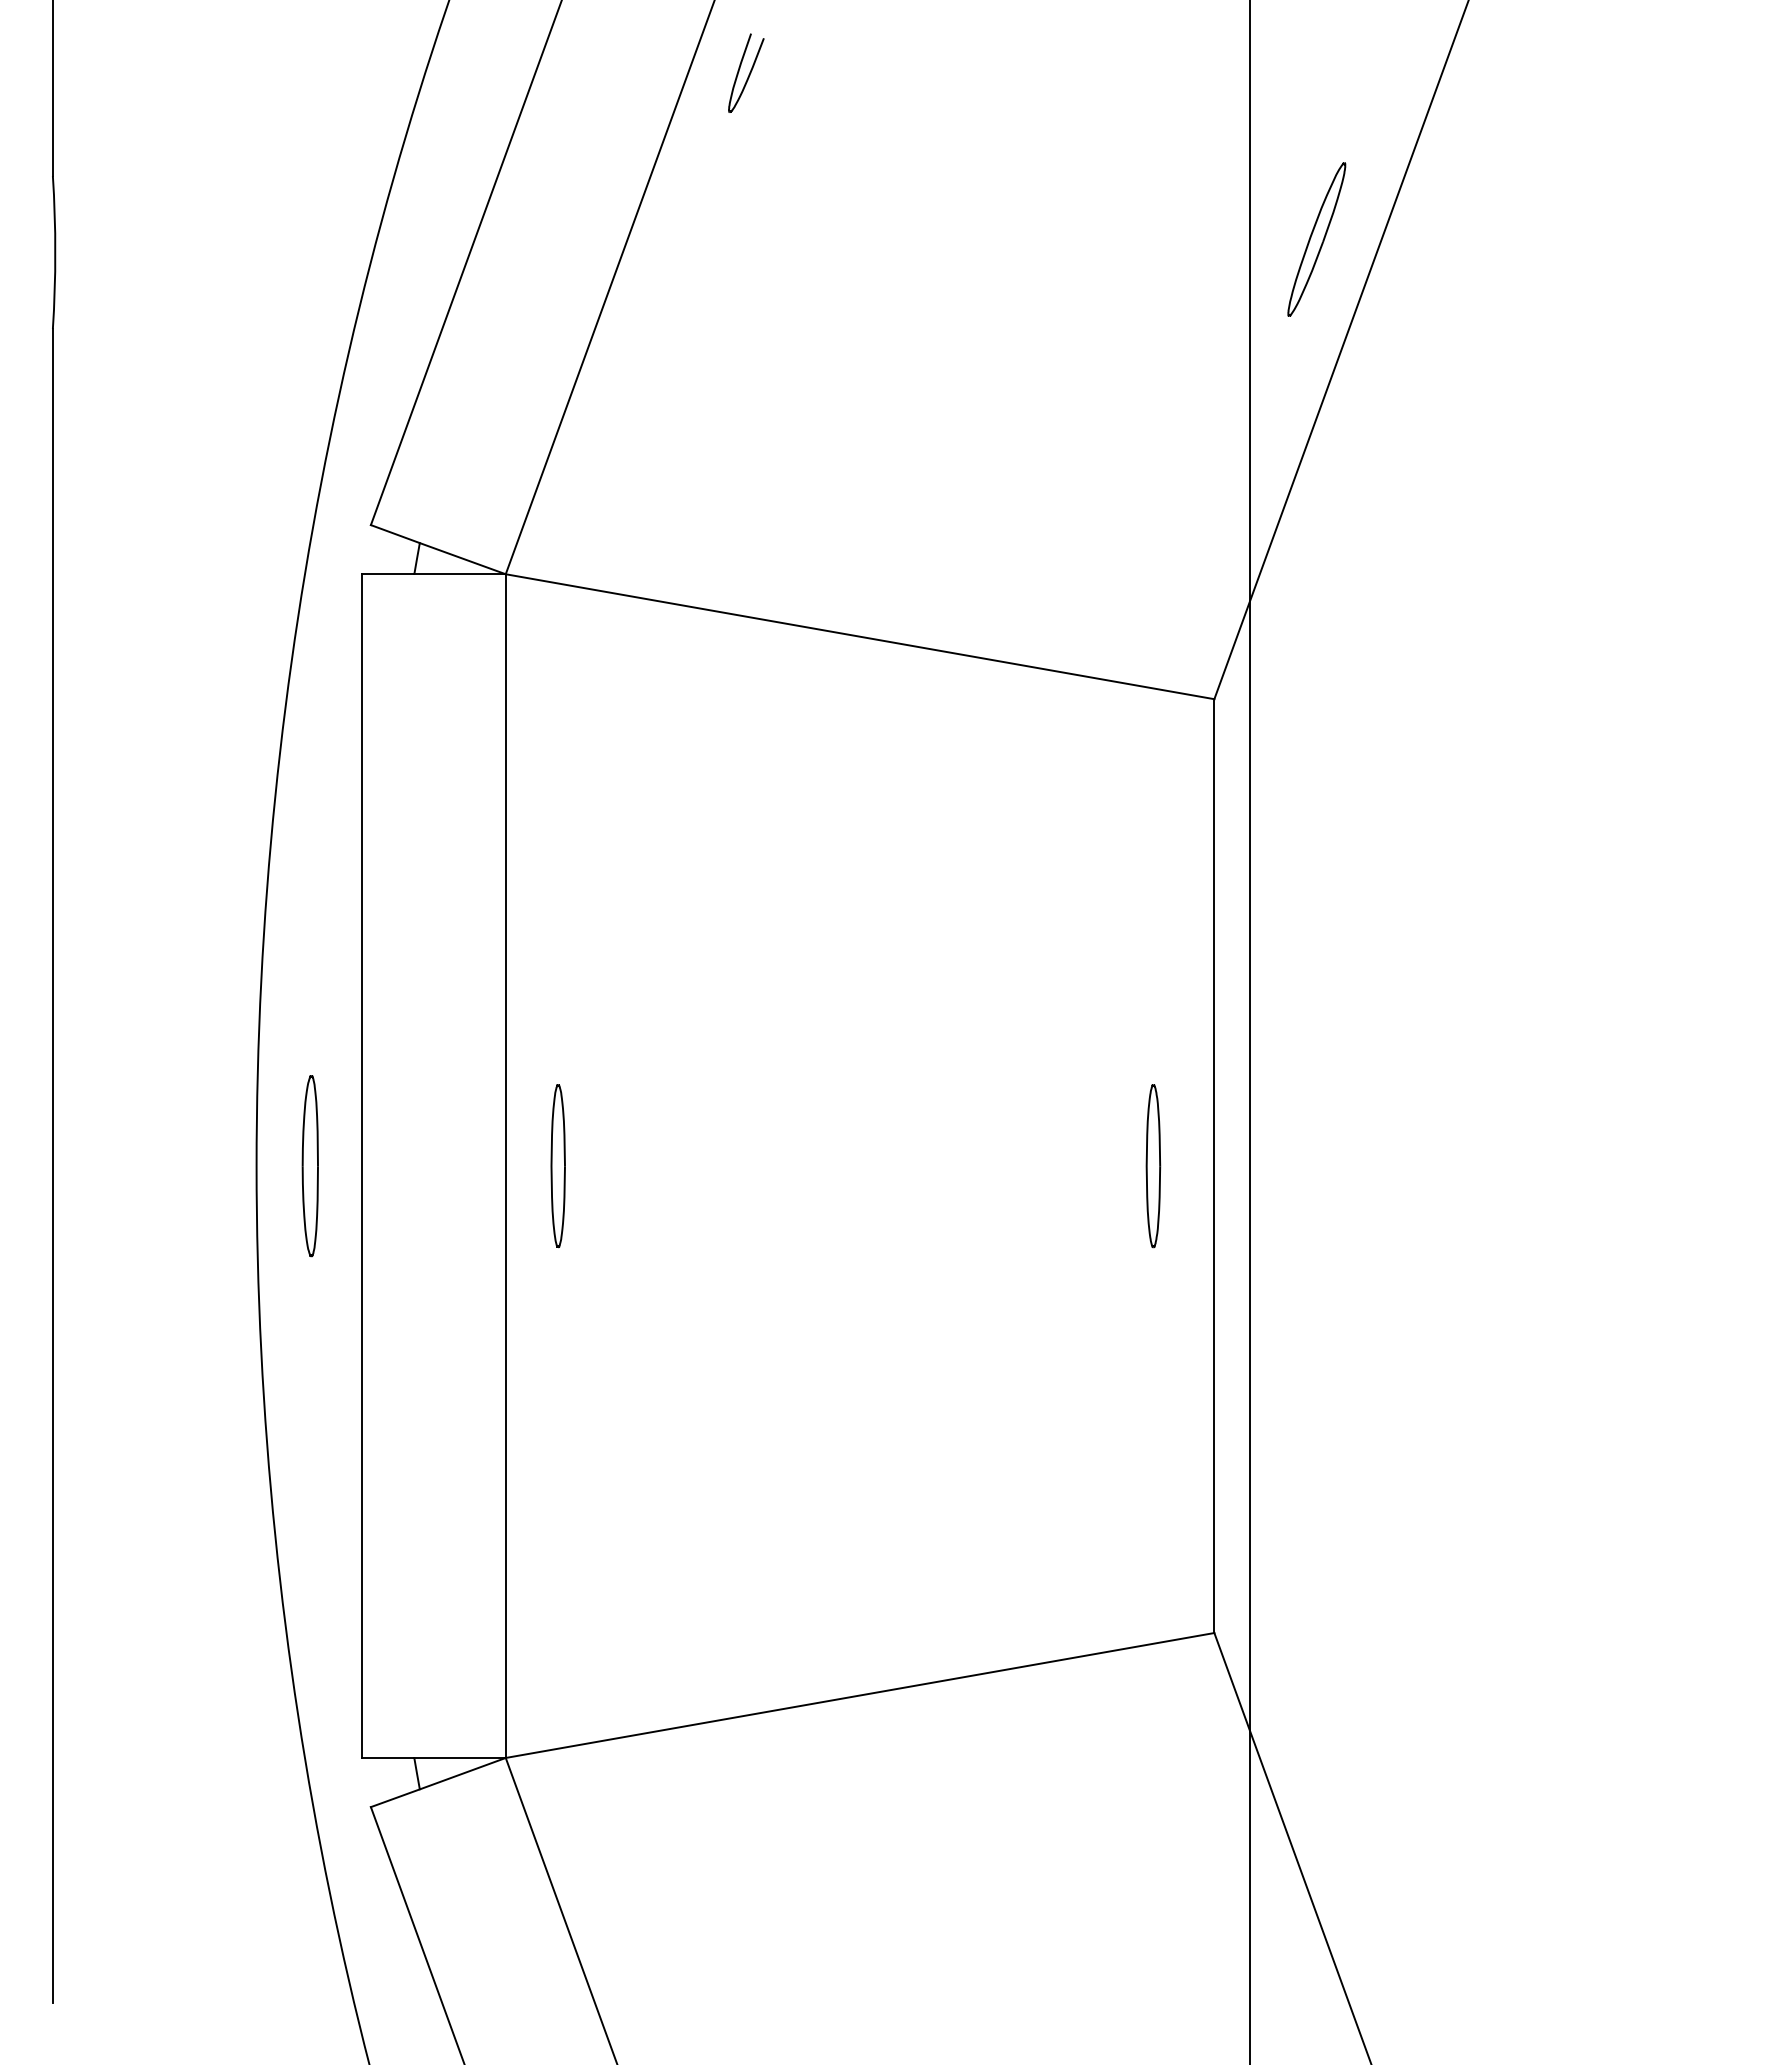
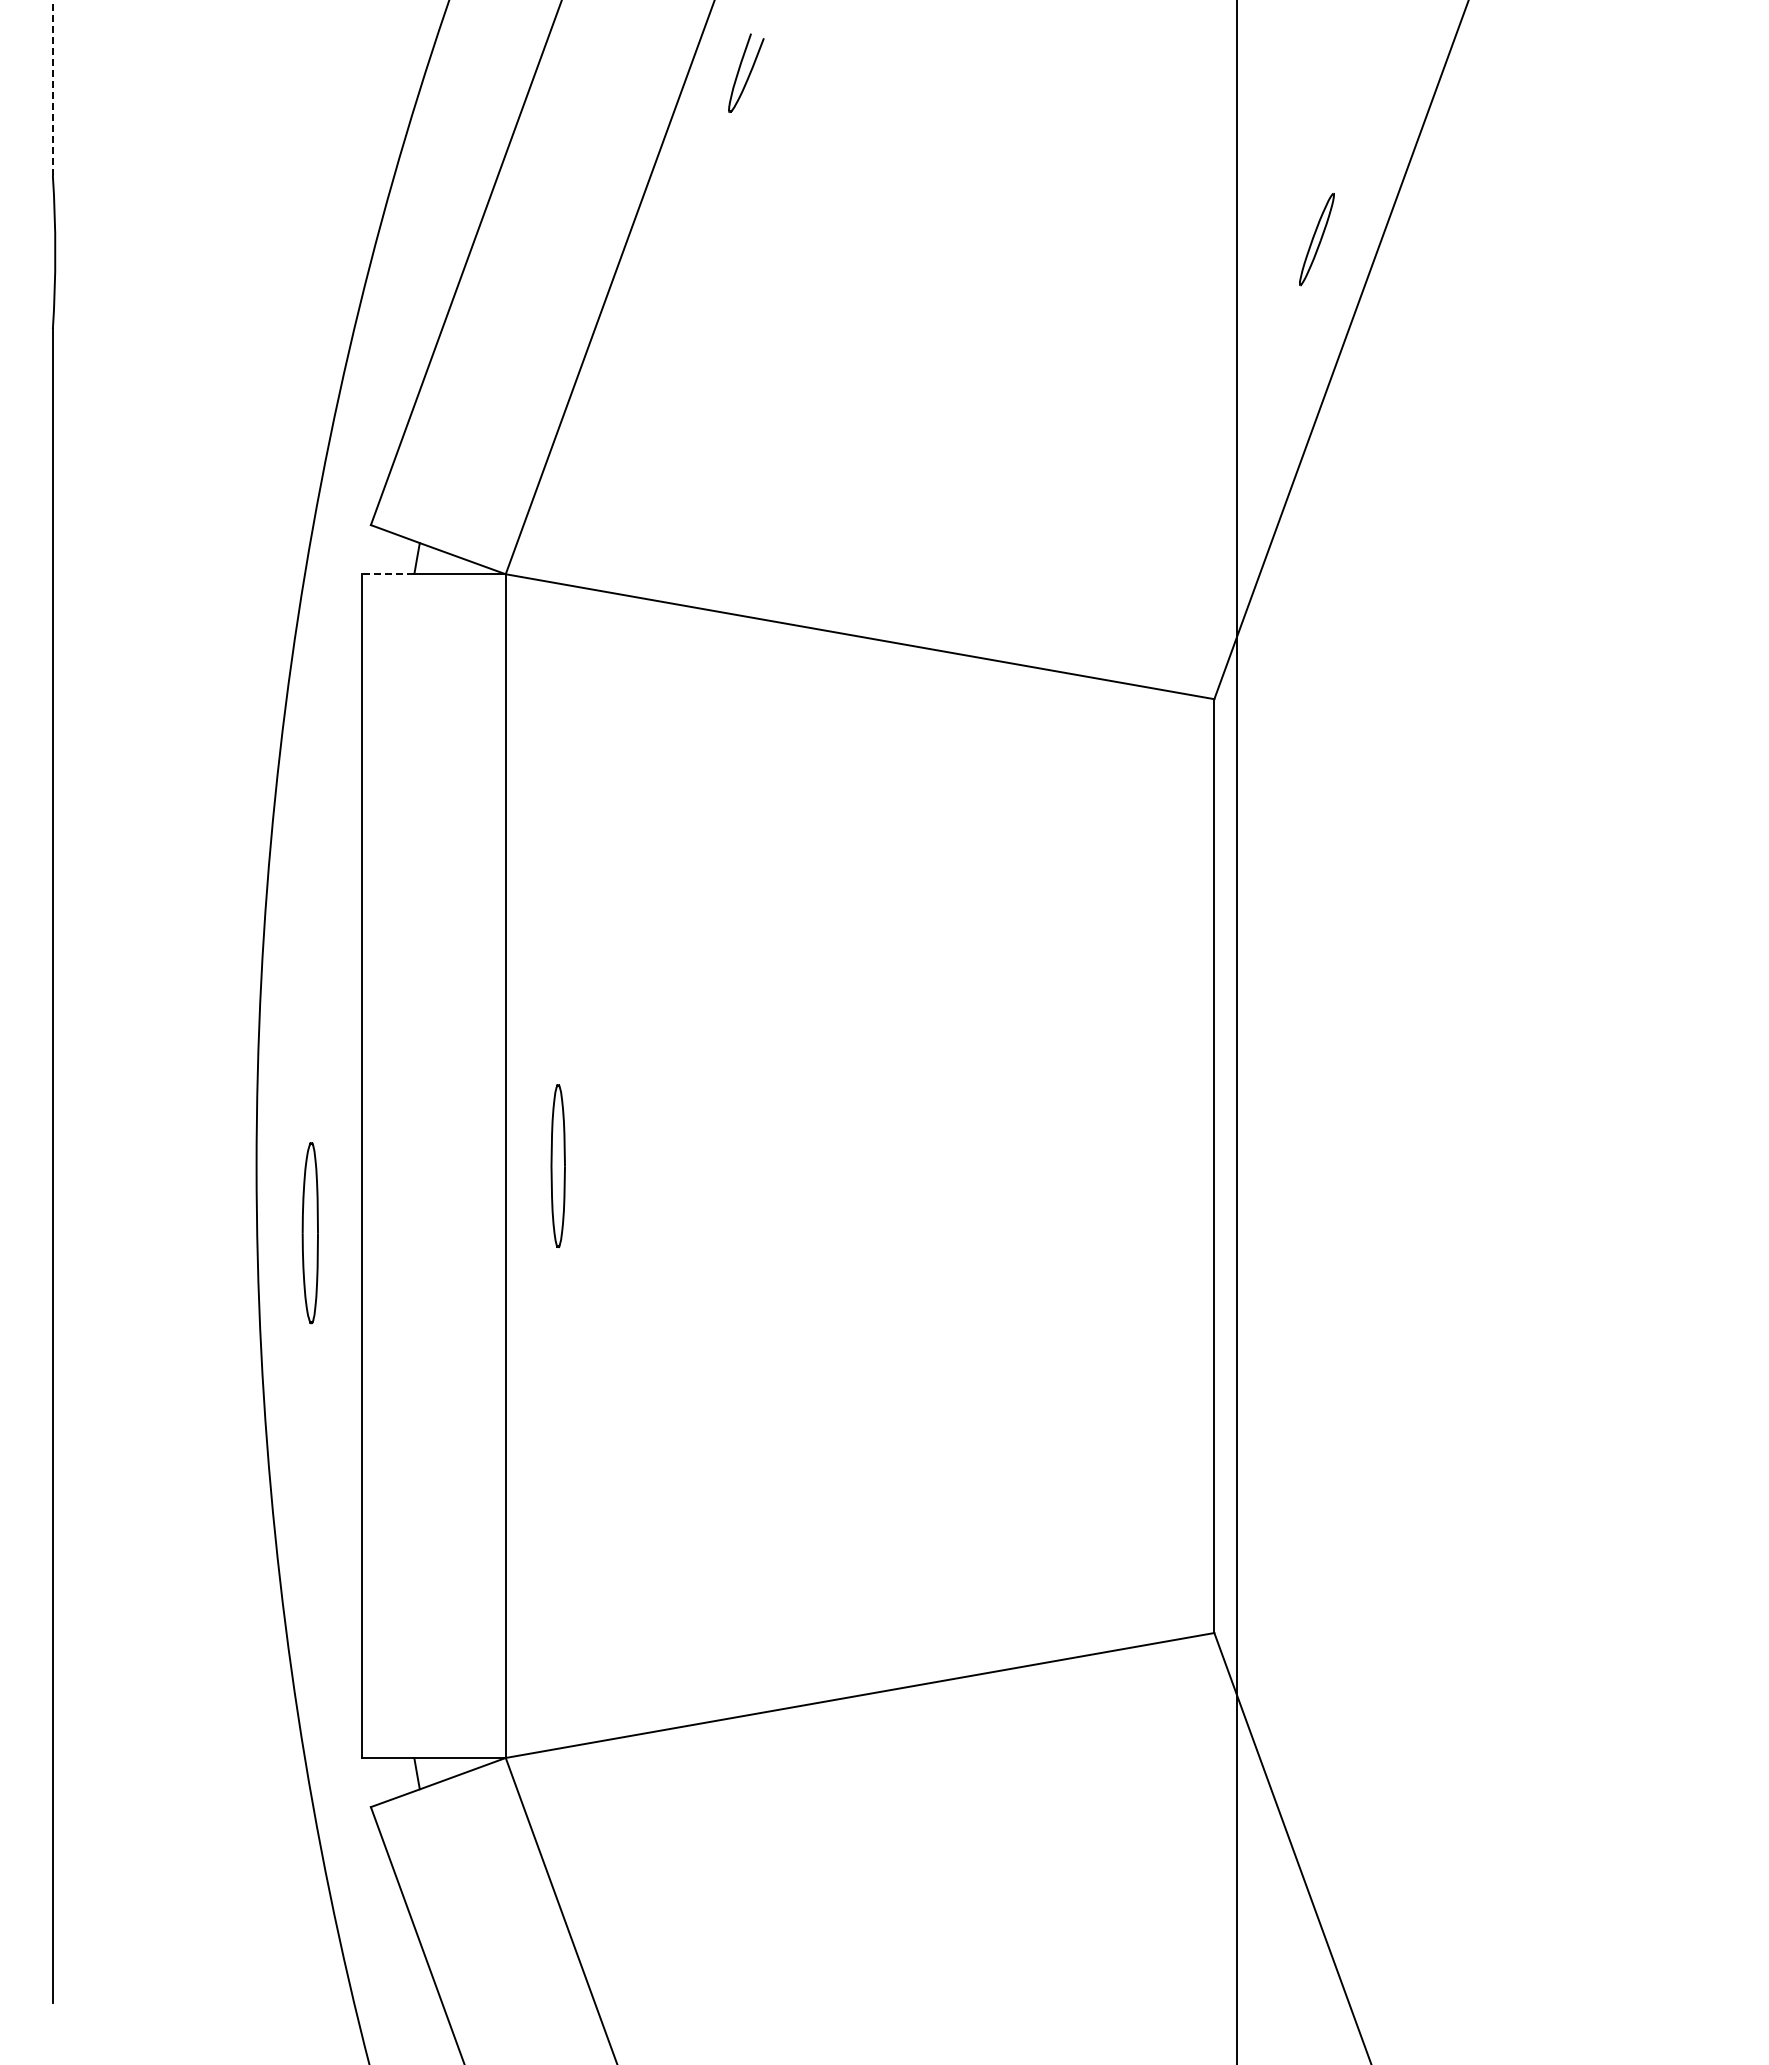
line: solid -> dashed (52, 88)
part size: 60x155 px -> 36x94 px (1316, 239)
line: solid -> dashed (387, 574)
line position: (1250, 1031) -> (1237, 1031) (1237, 1031)
part position: (309, 1166) -> (309, 1233) (309, 1233)
part: present -> none (1153, 1166)
